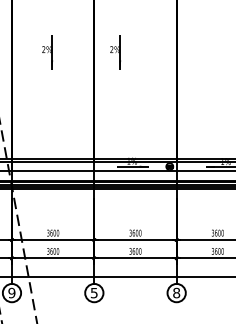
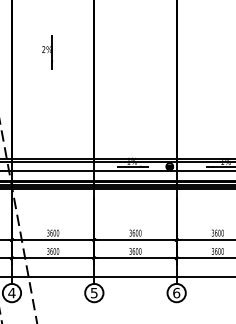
part: present -> none (115, 52)
text: 9 -> 4 (11, 292)
text: 8 -> 6 (176, 293)
